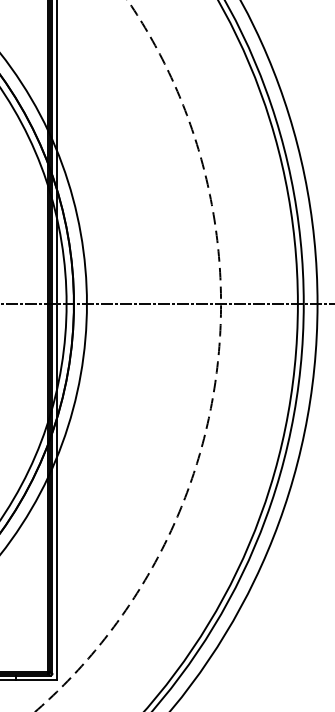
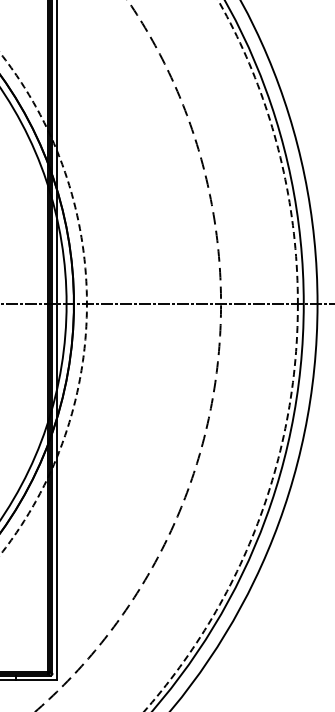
arc: solid -> dashed (86, 304)
circle: solid -> dashed (220, 355)
